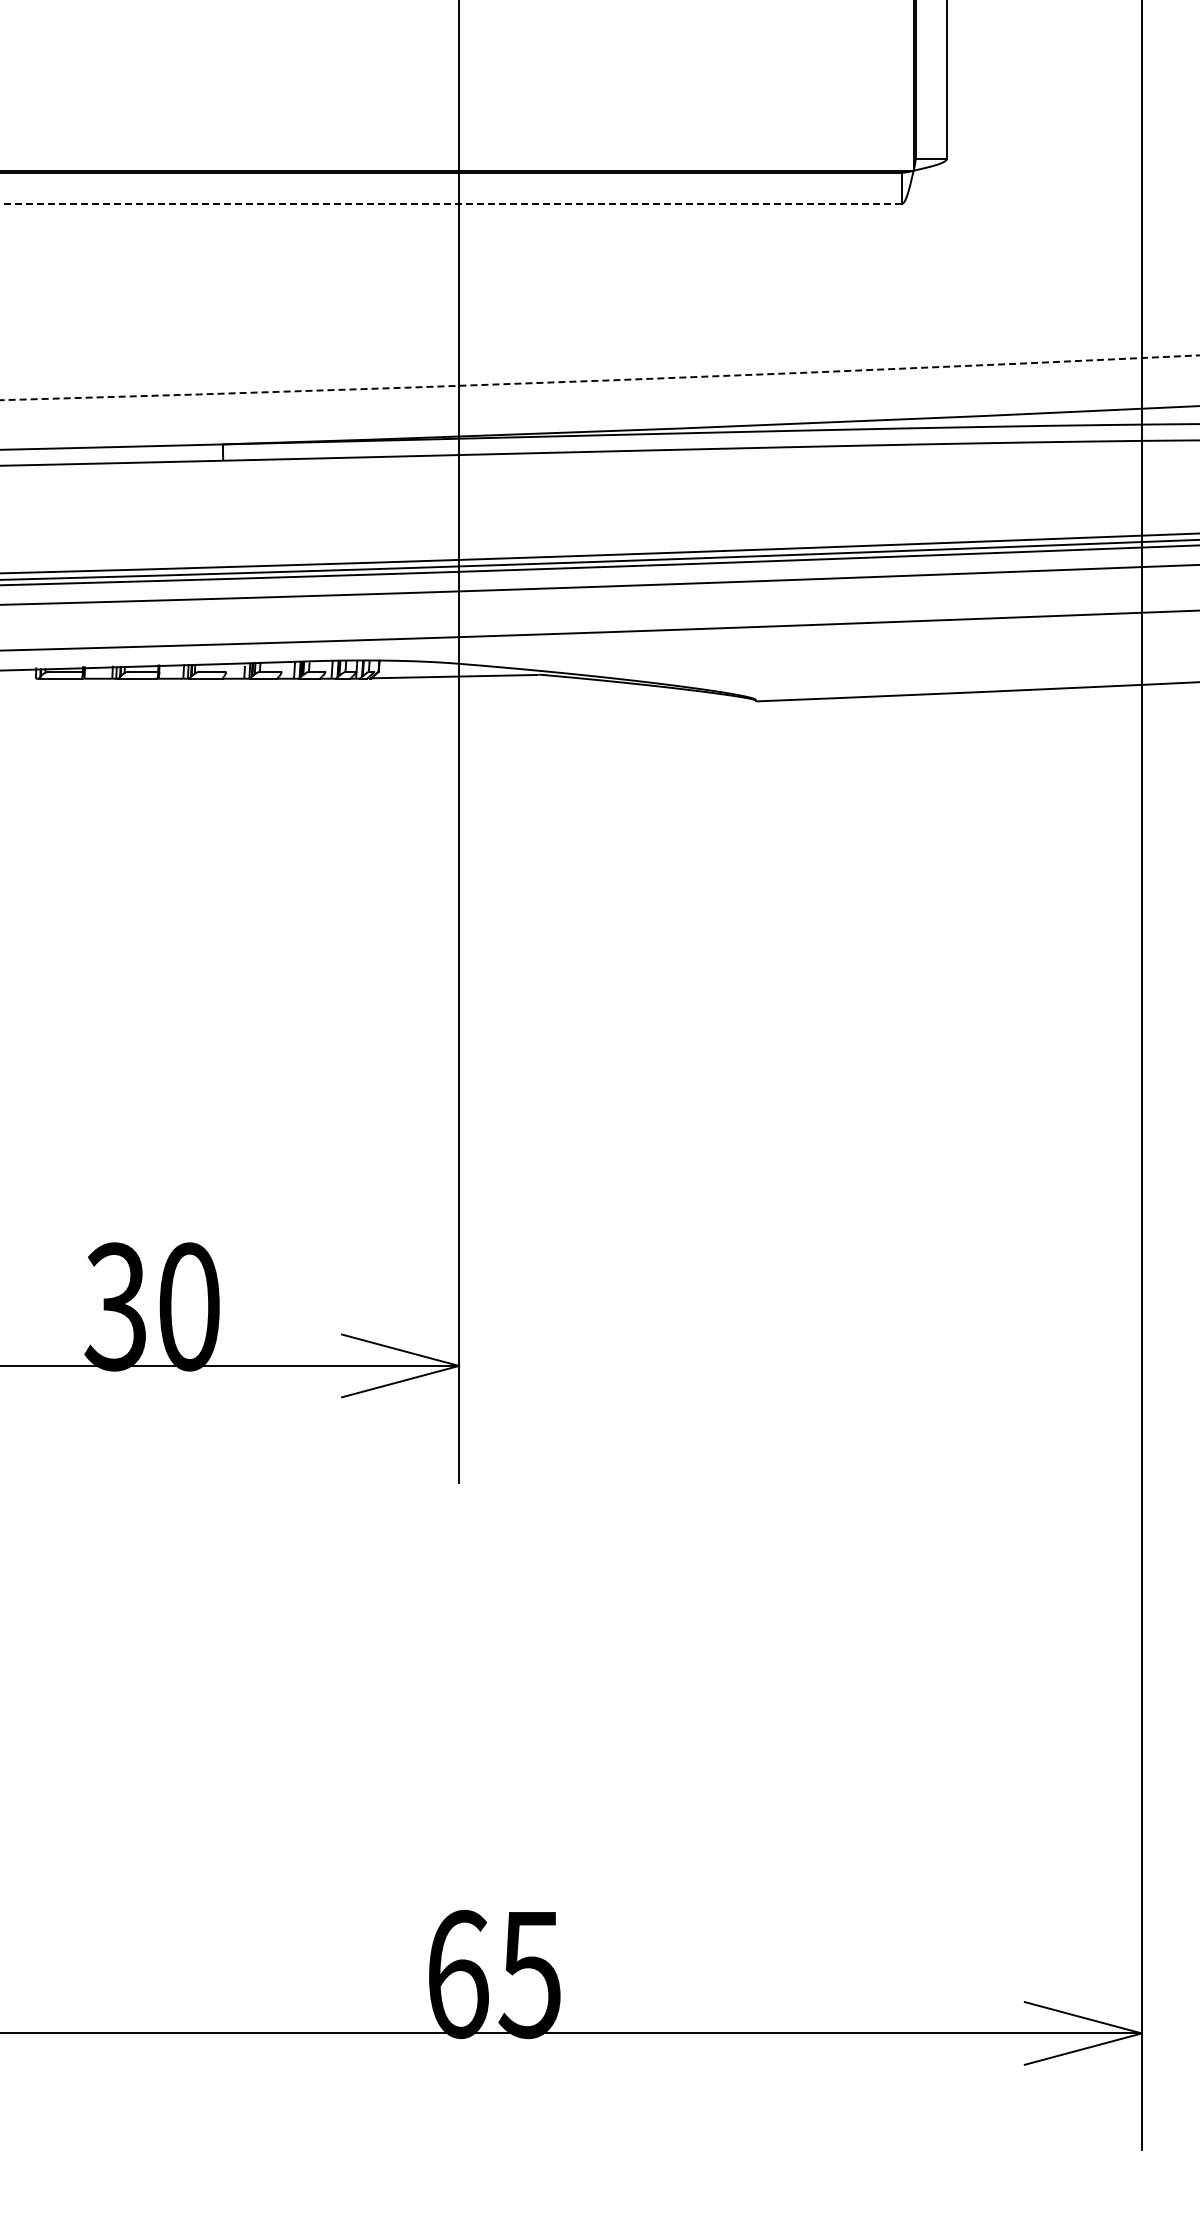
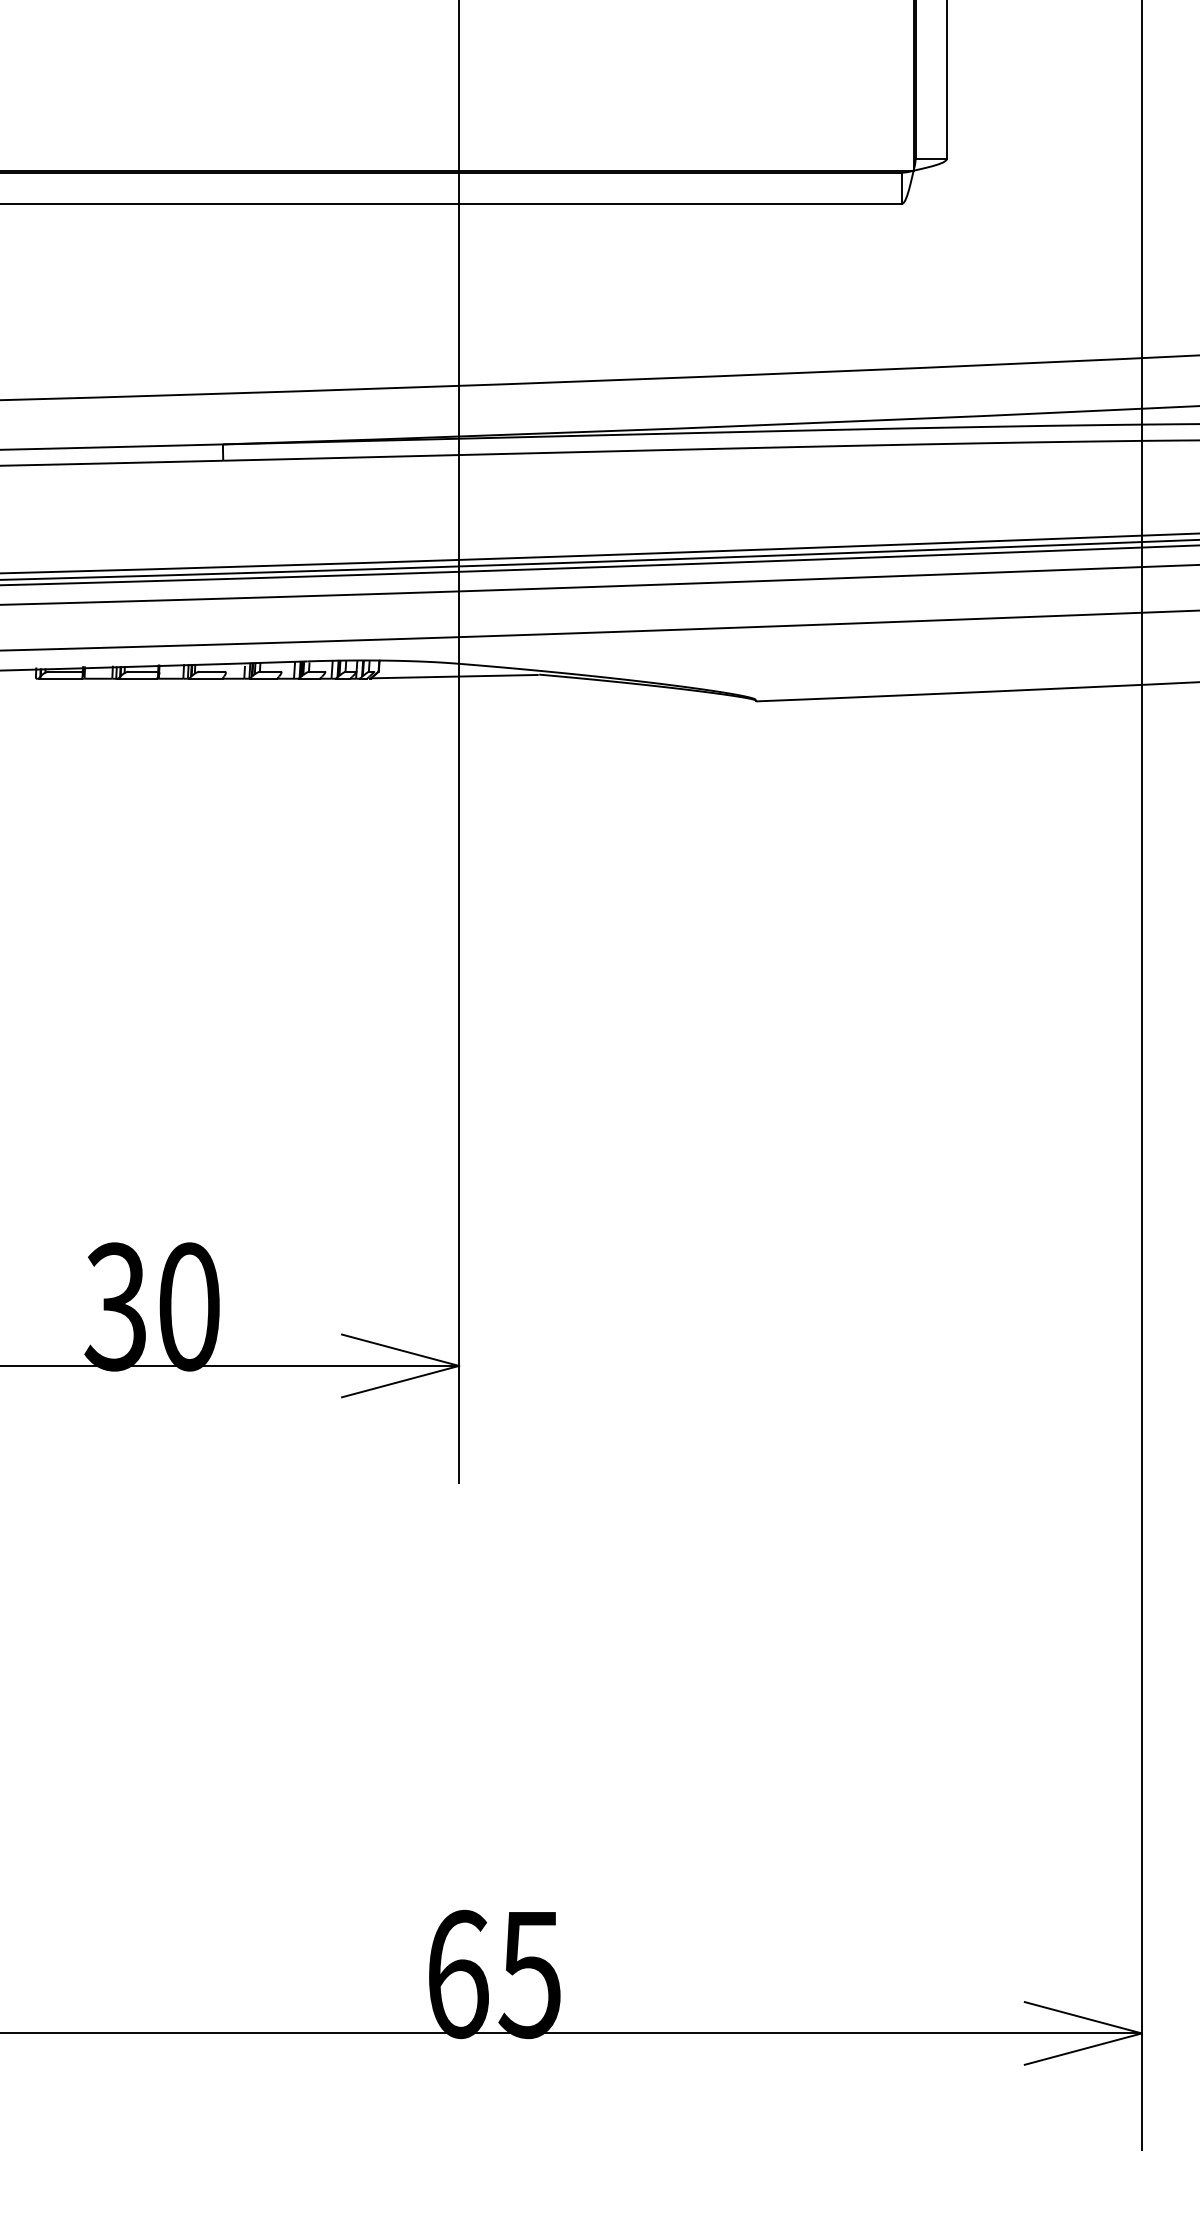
line: dashed -> solid (451, 203)
arc: dashed -> solid (600, 380)
